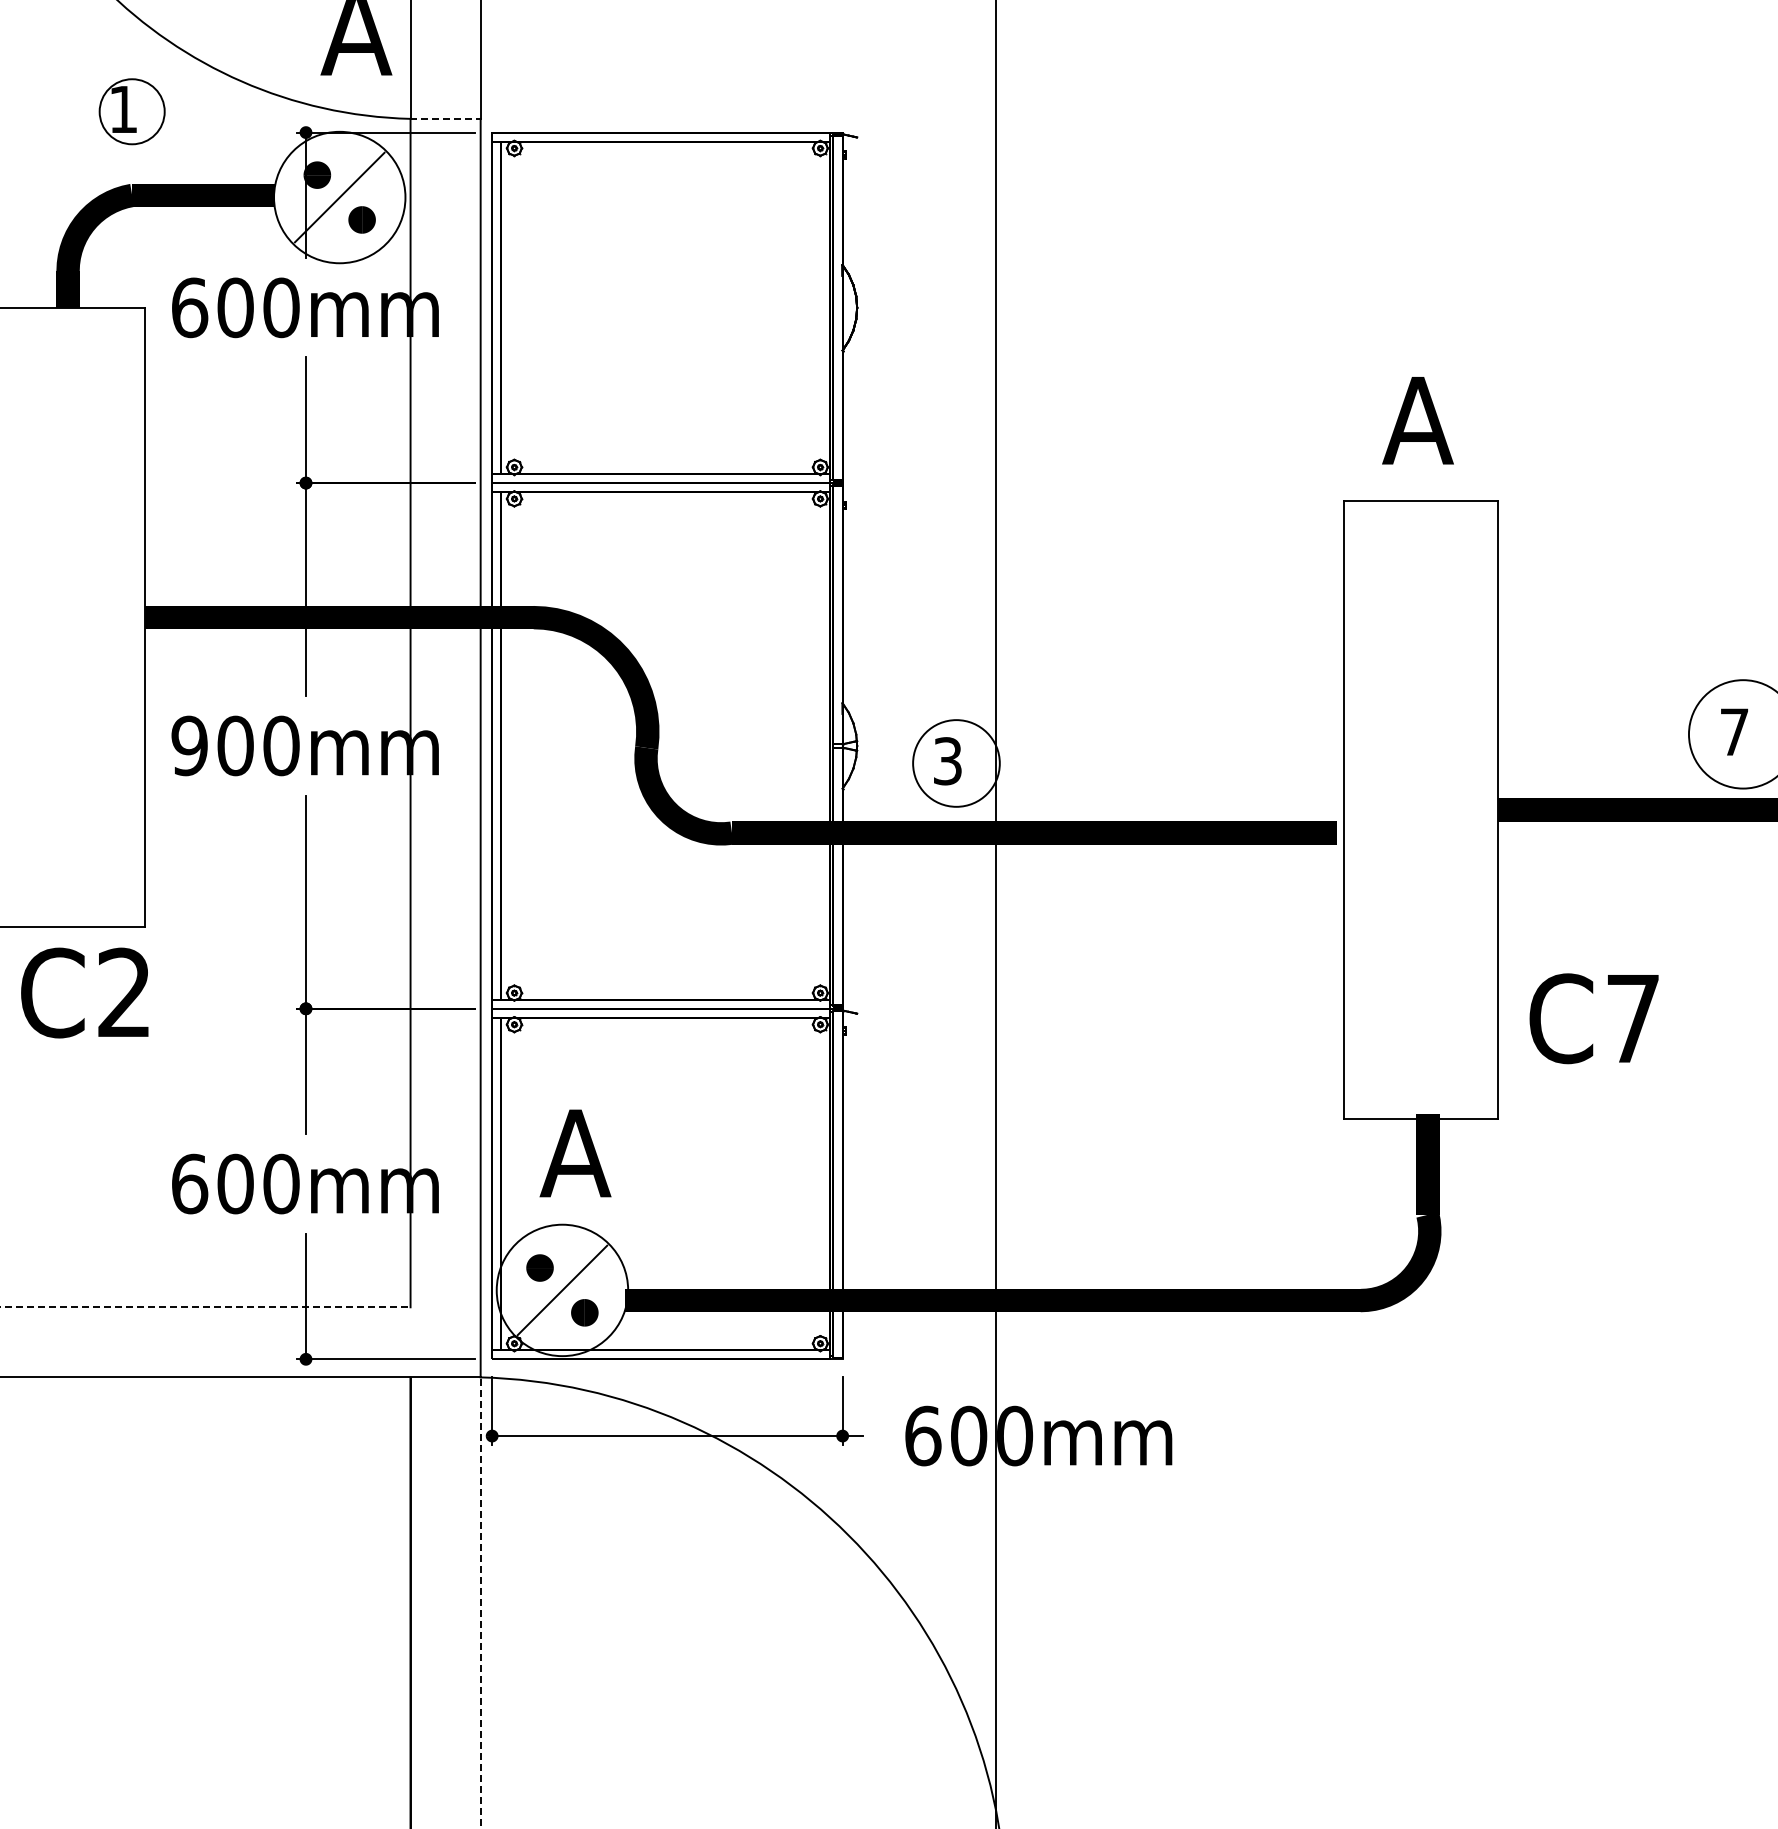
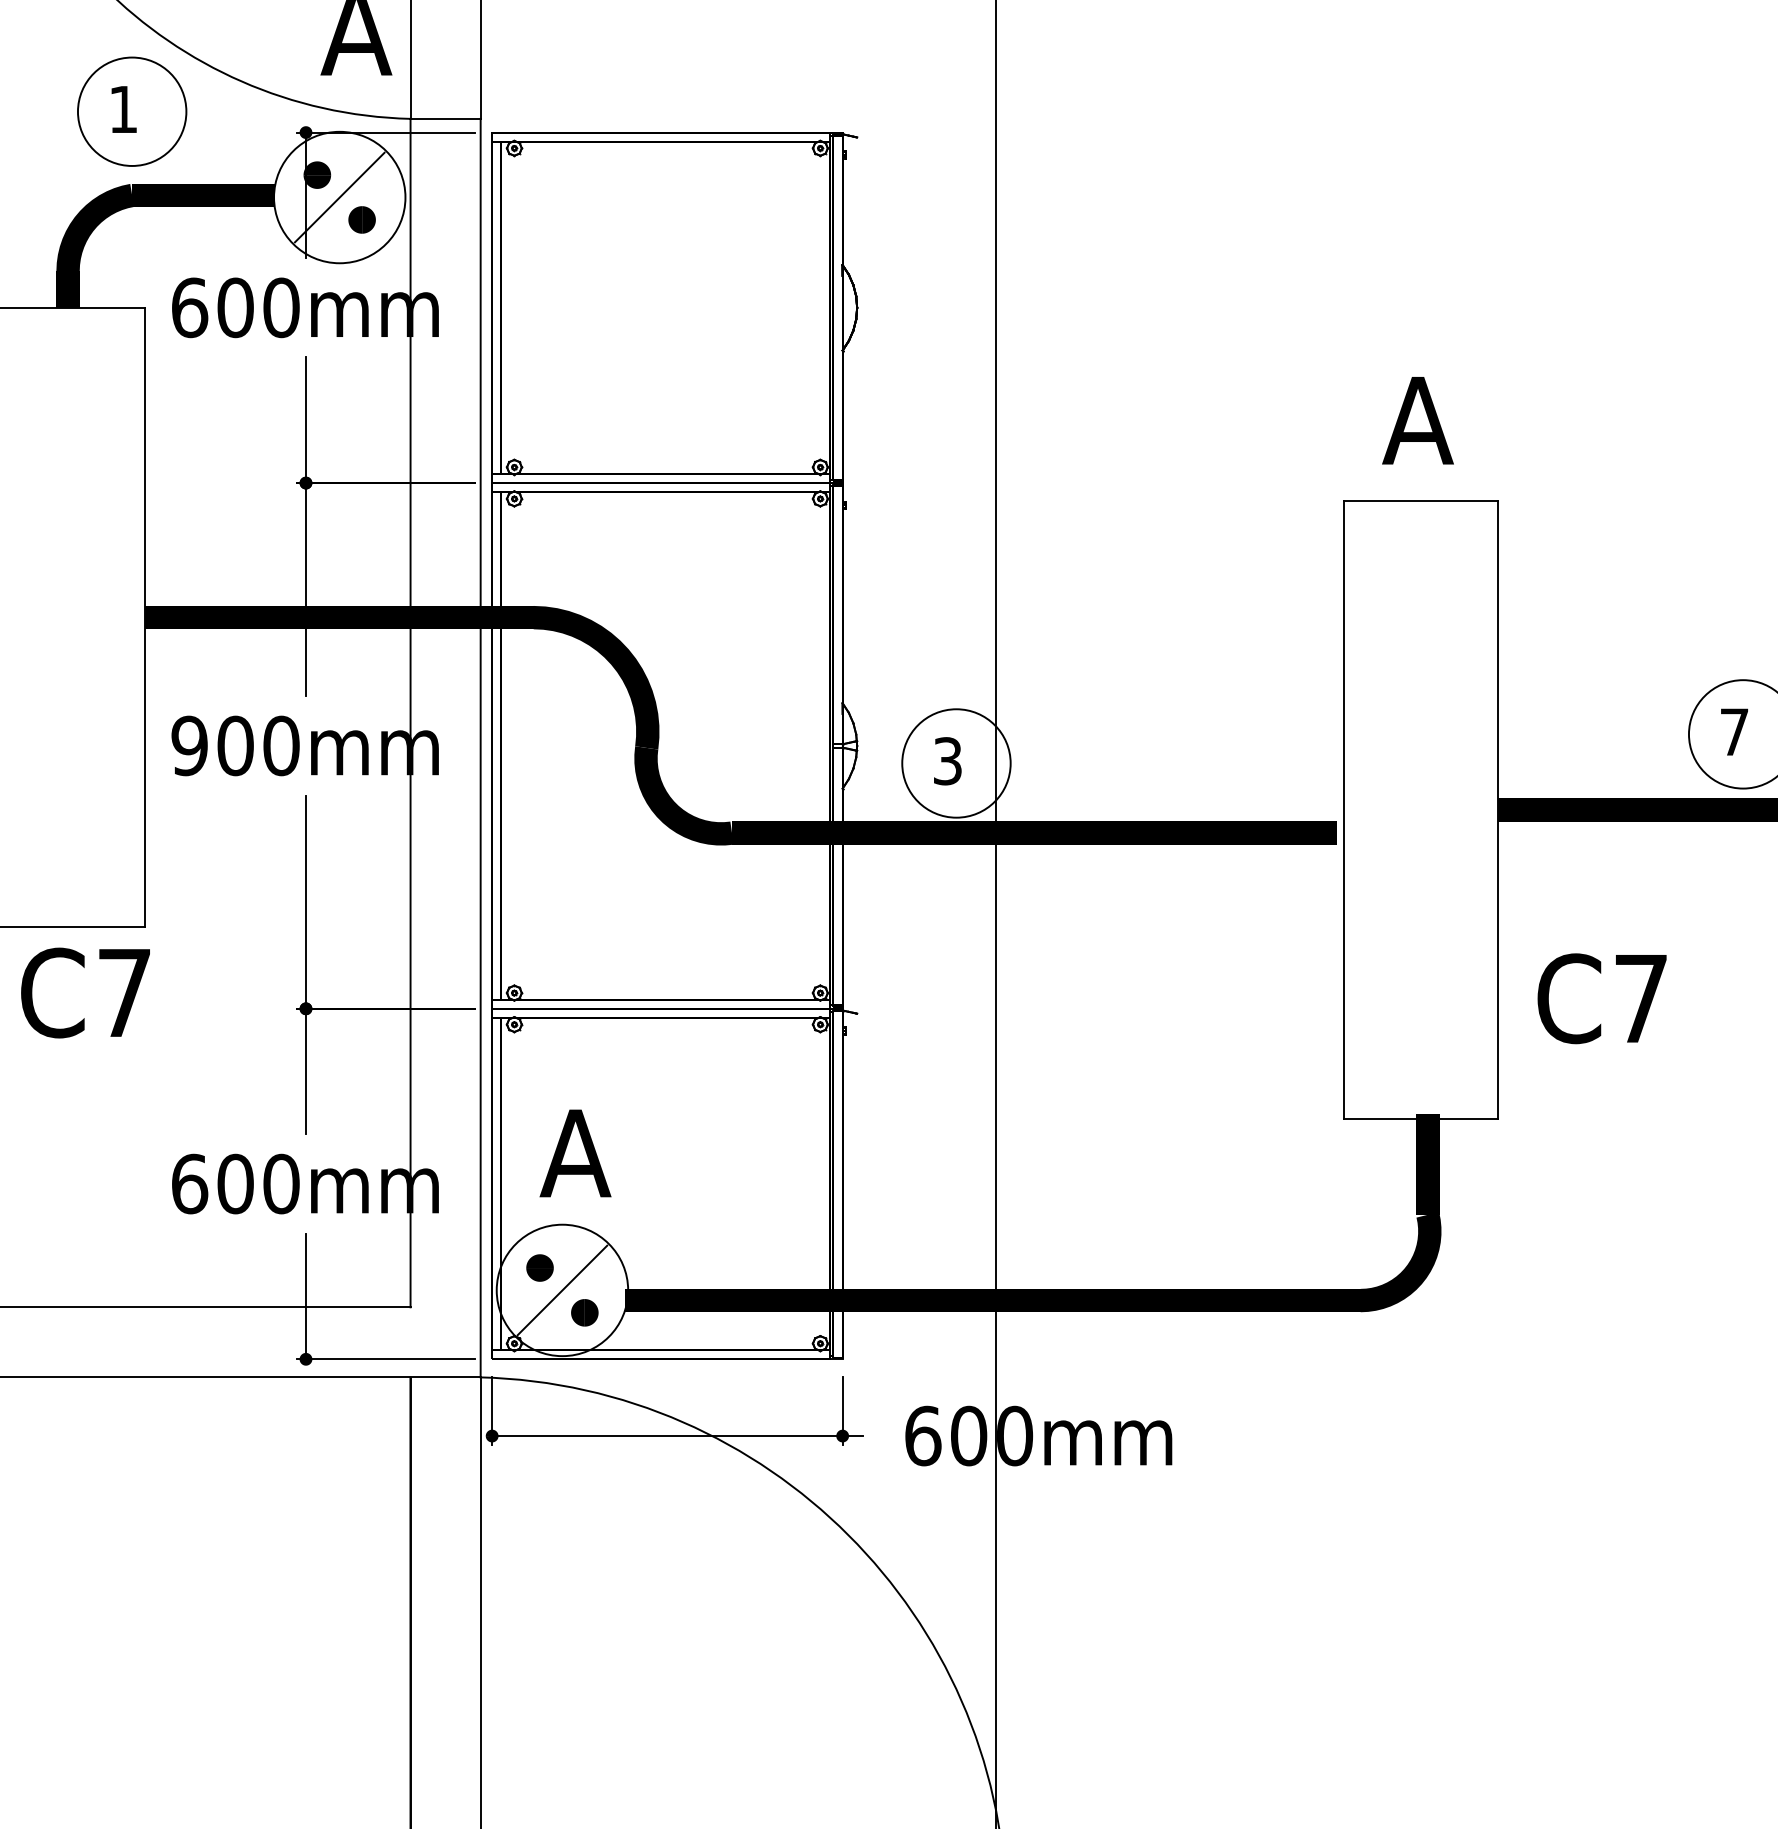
circle diameter: 65 px -> 108 px (131, 111)
line: dashed -> solid (446, 118)
circle diameter: 87 px -> 108 px (956, 763)
text: C2 -> C7 (123, 991)
text position: (1593, 1018) -> (1601, 998) (1601, 998)
line: dashed -> solid (205, 1307)
line: dashed -> solid (480, 1602)
